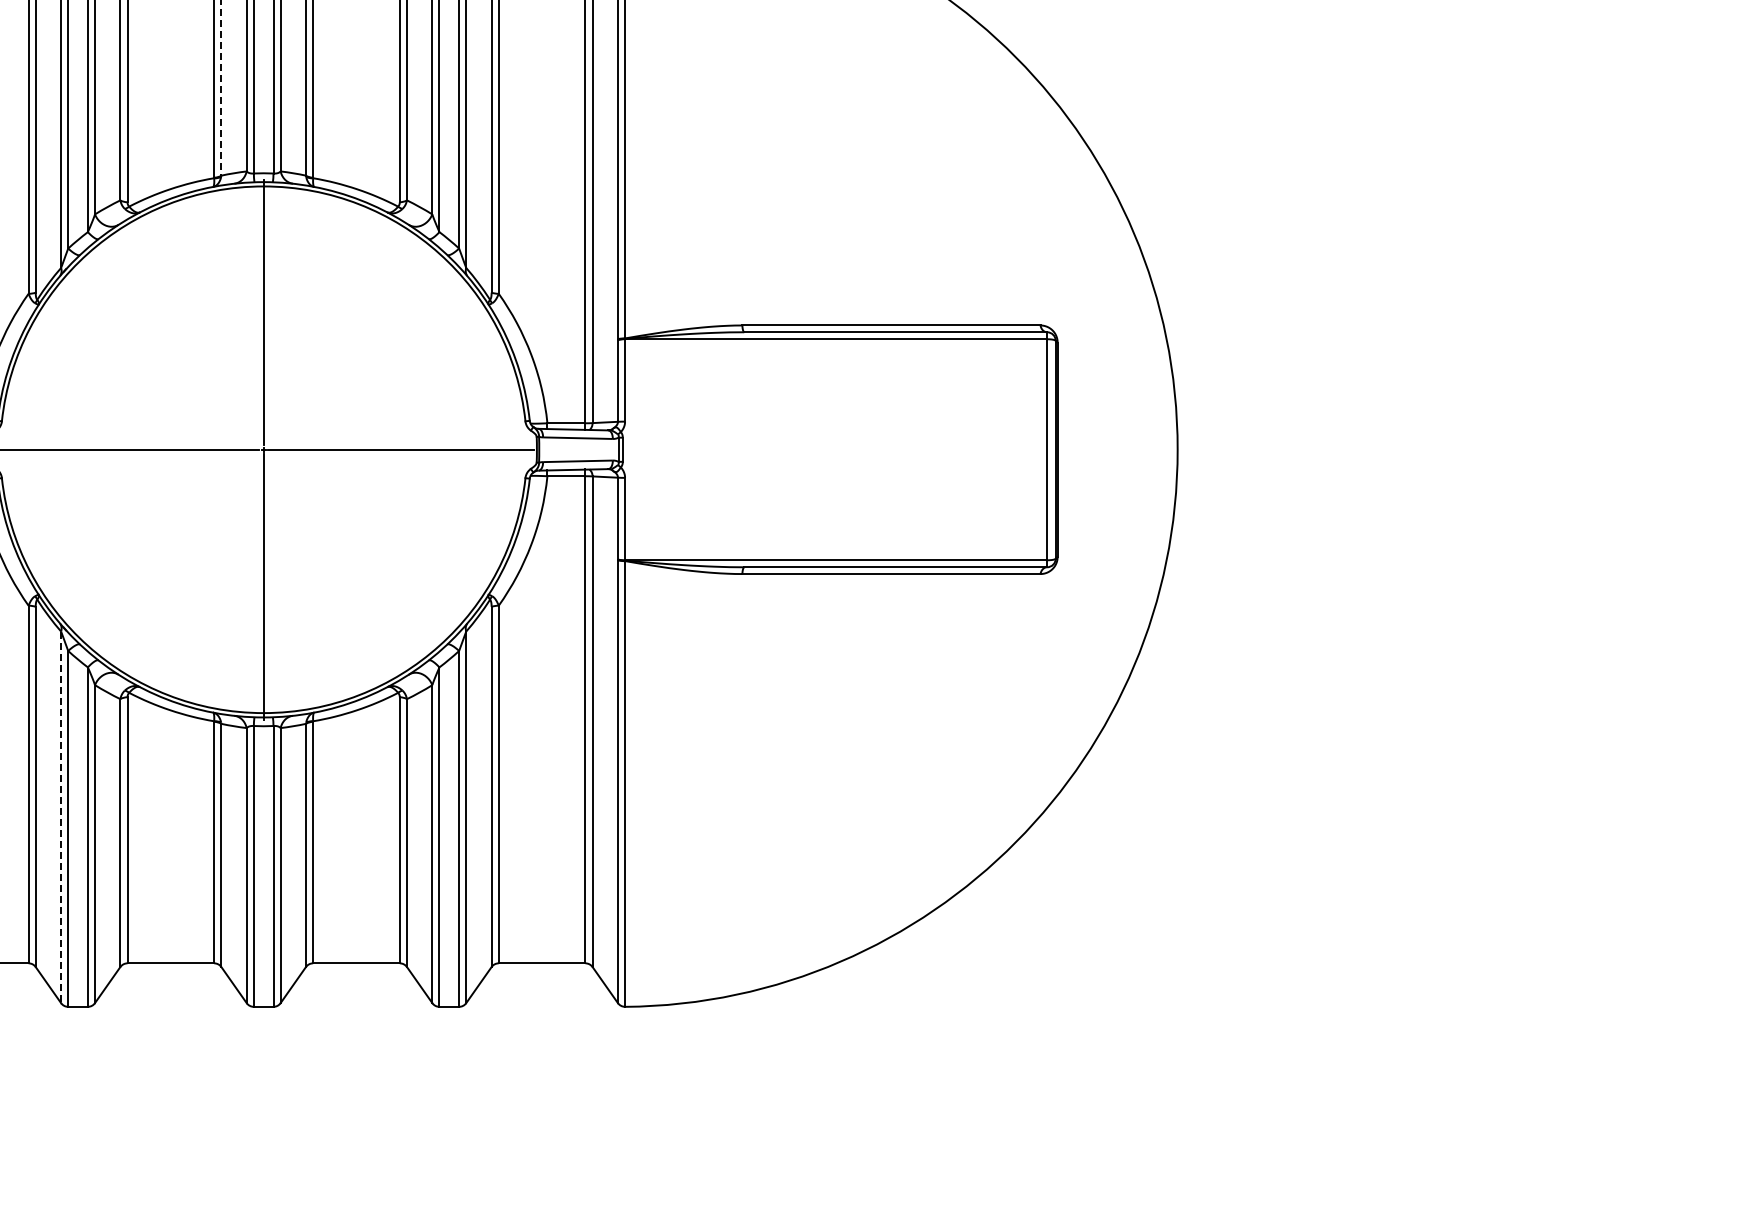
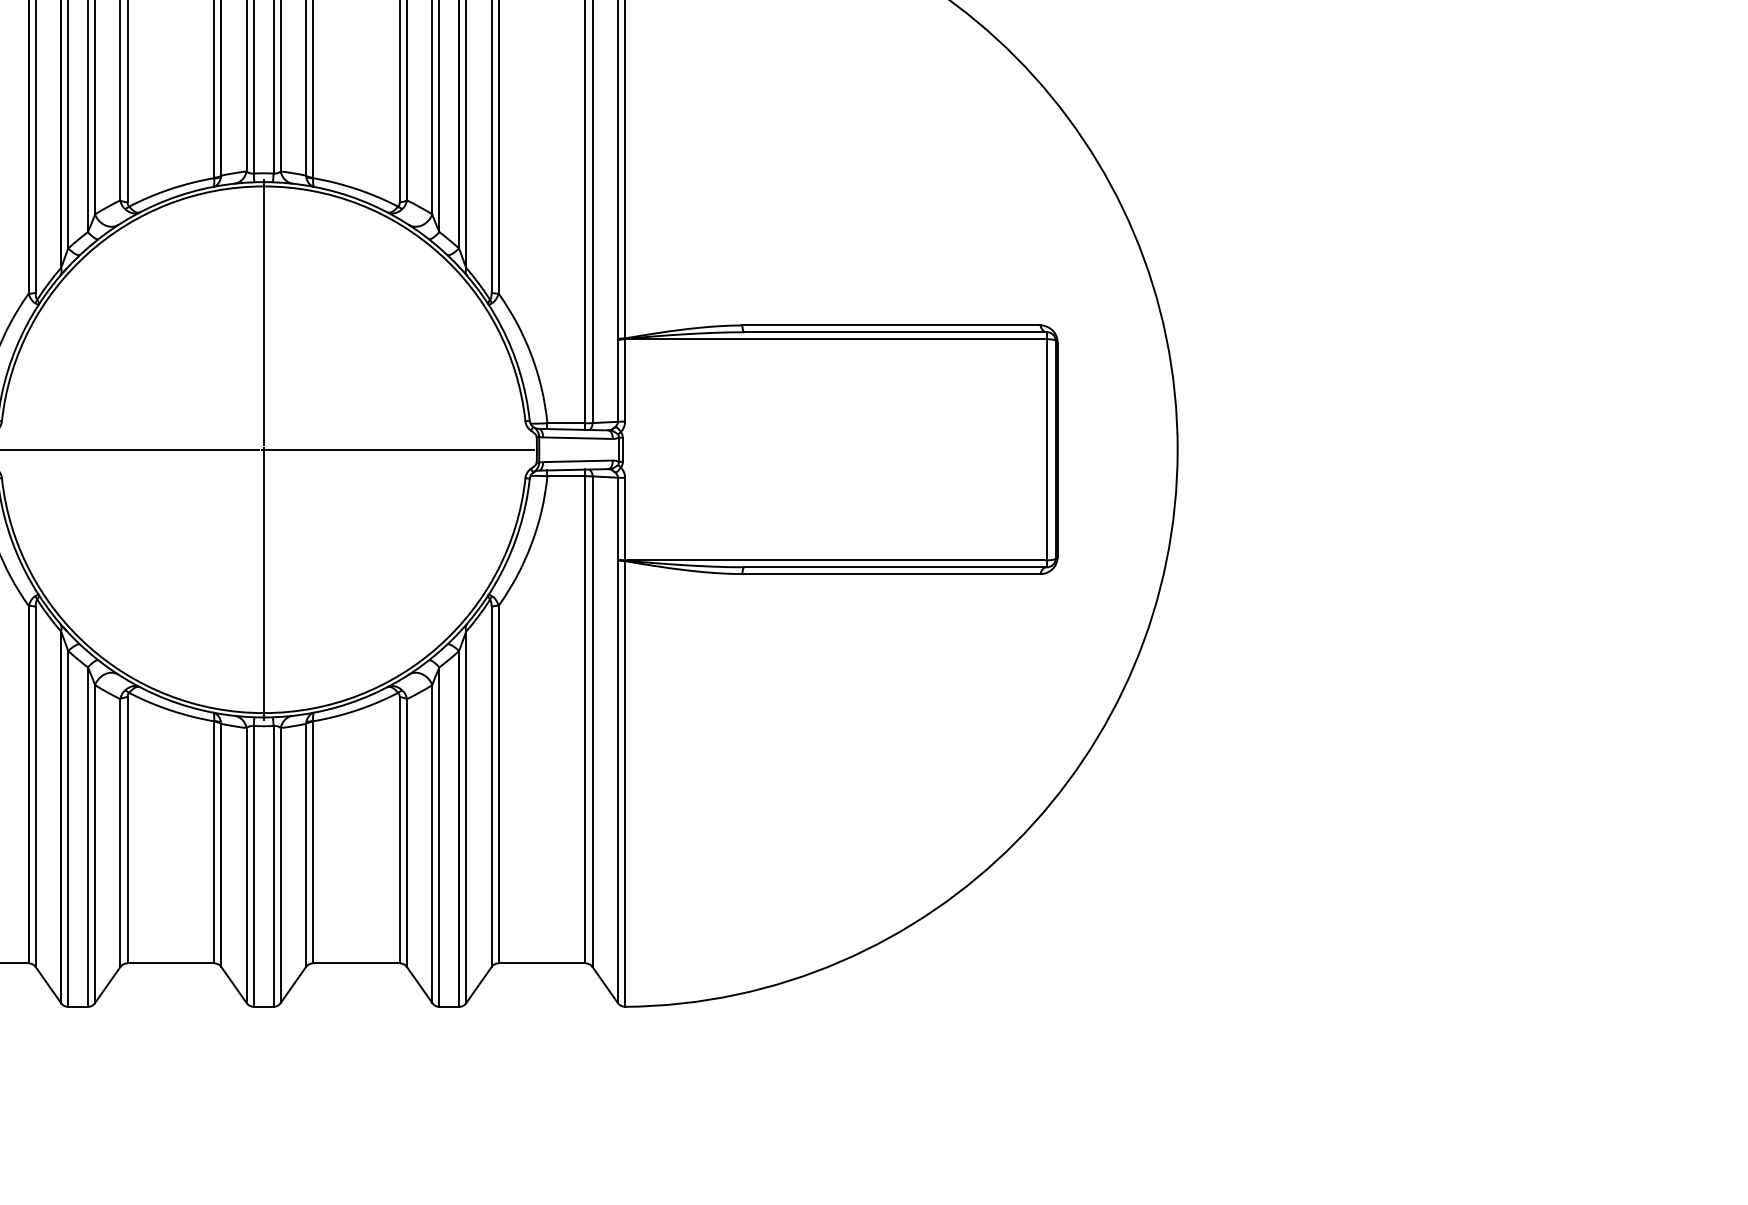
line: dashed -> solid (221, 87)
line: dashed -> solid (61, 817)
